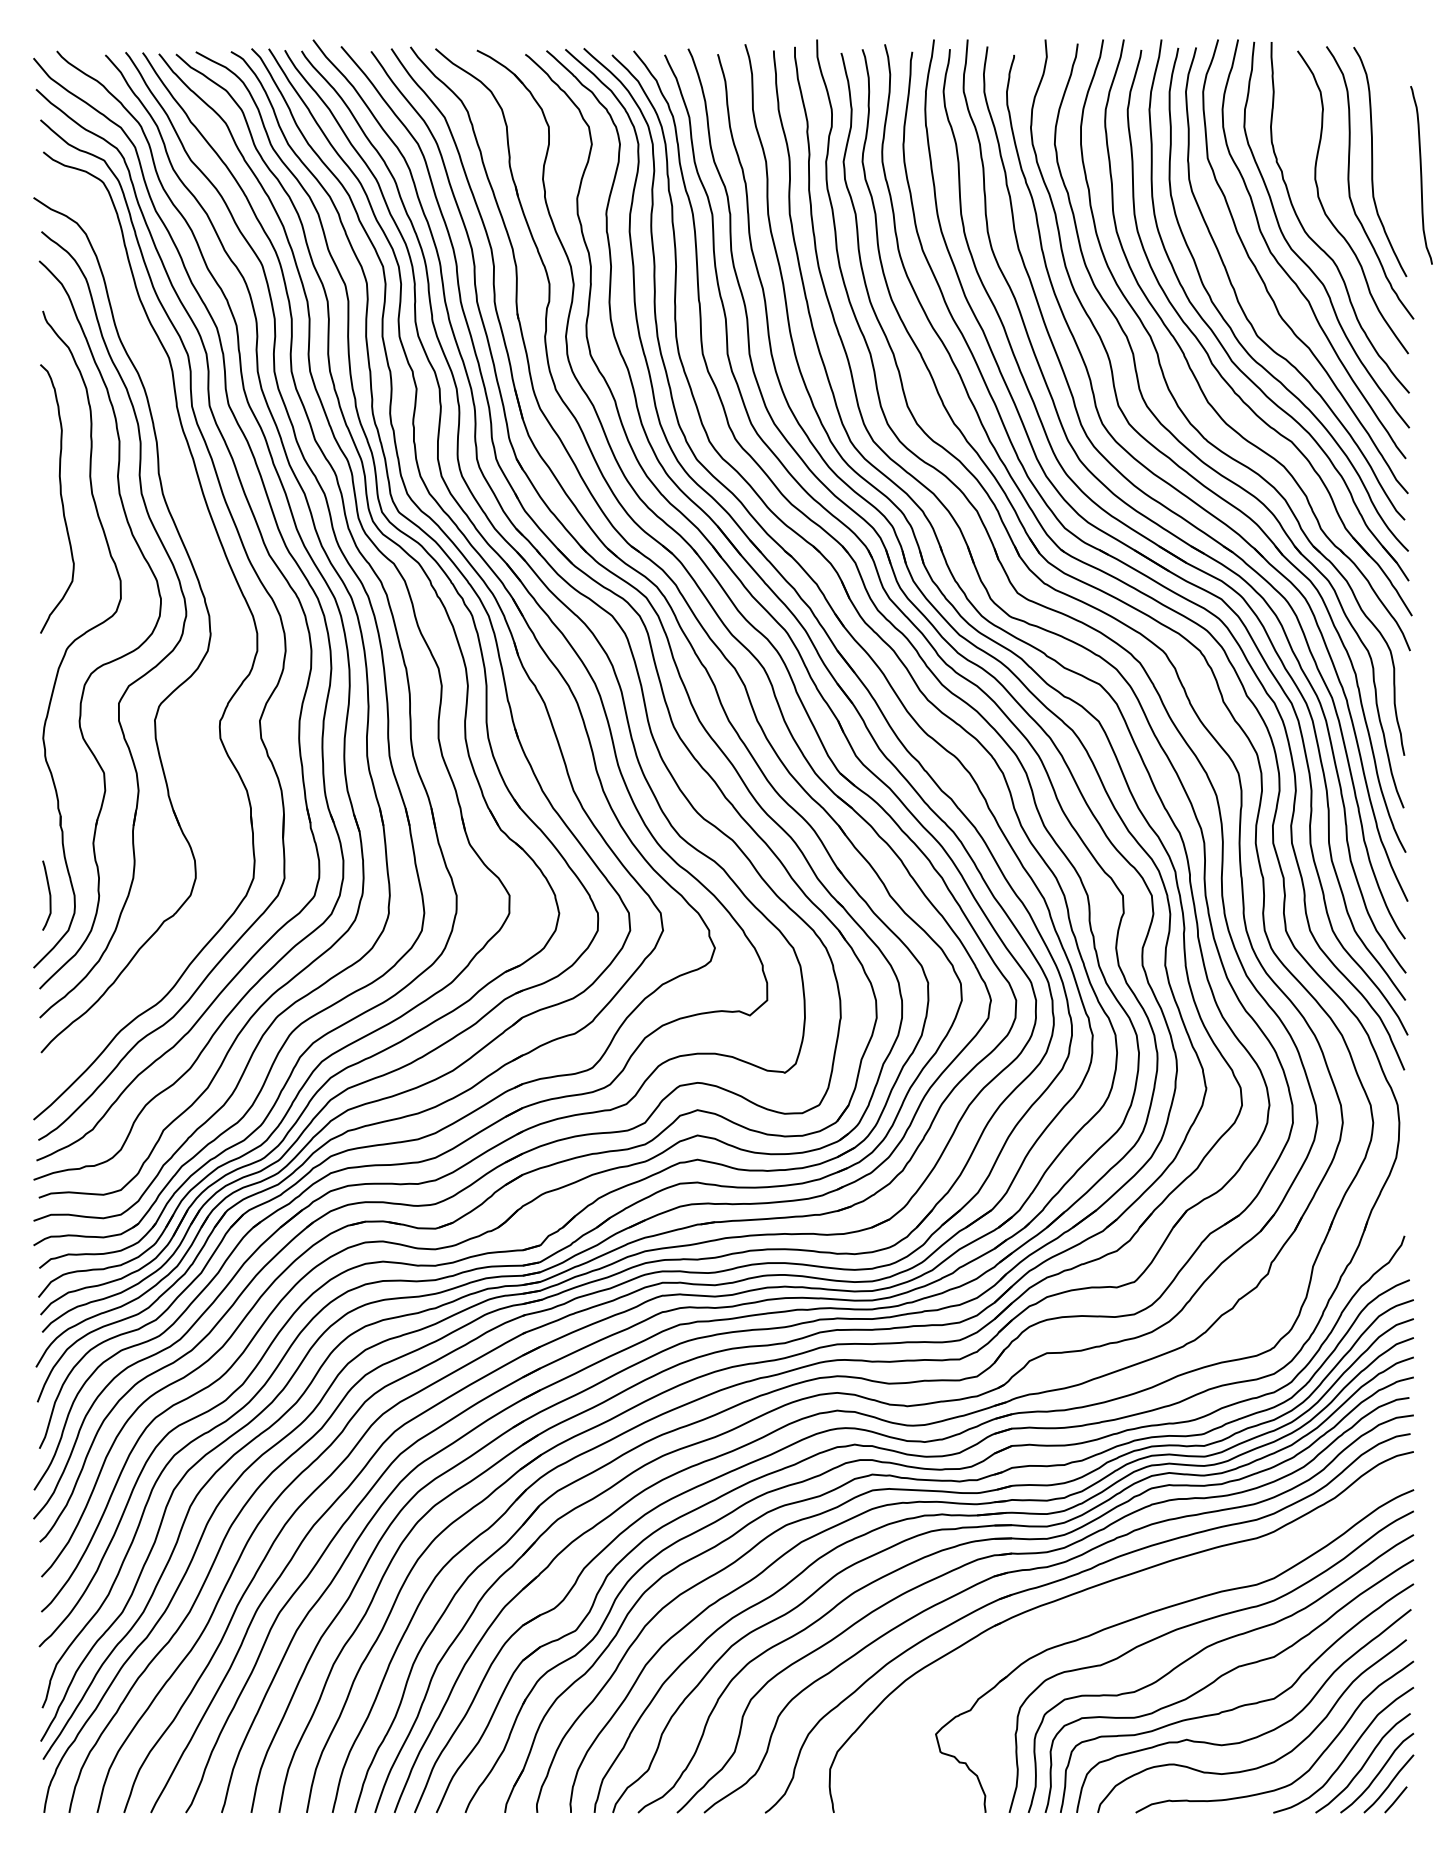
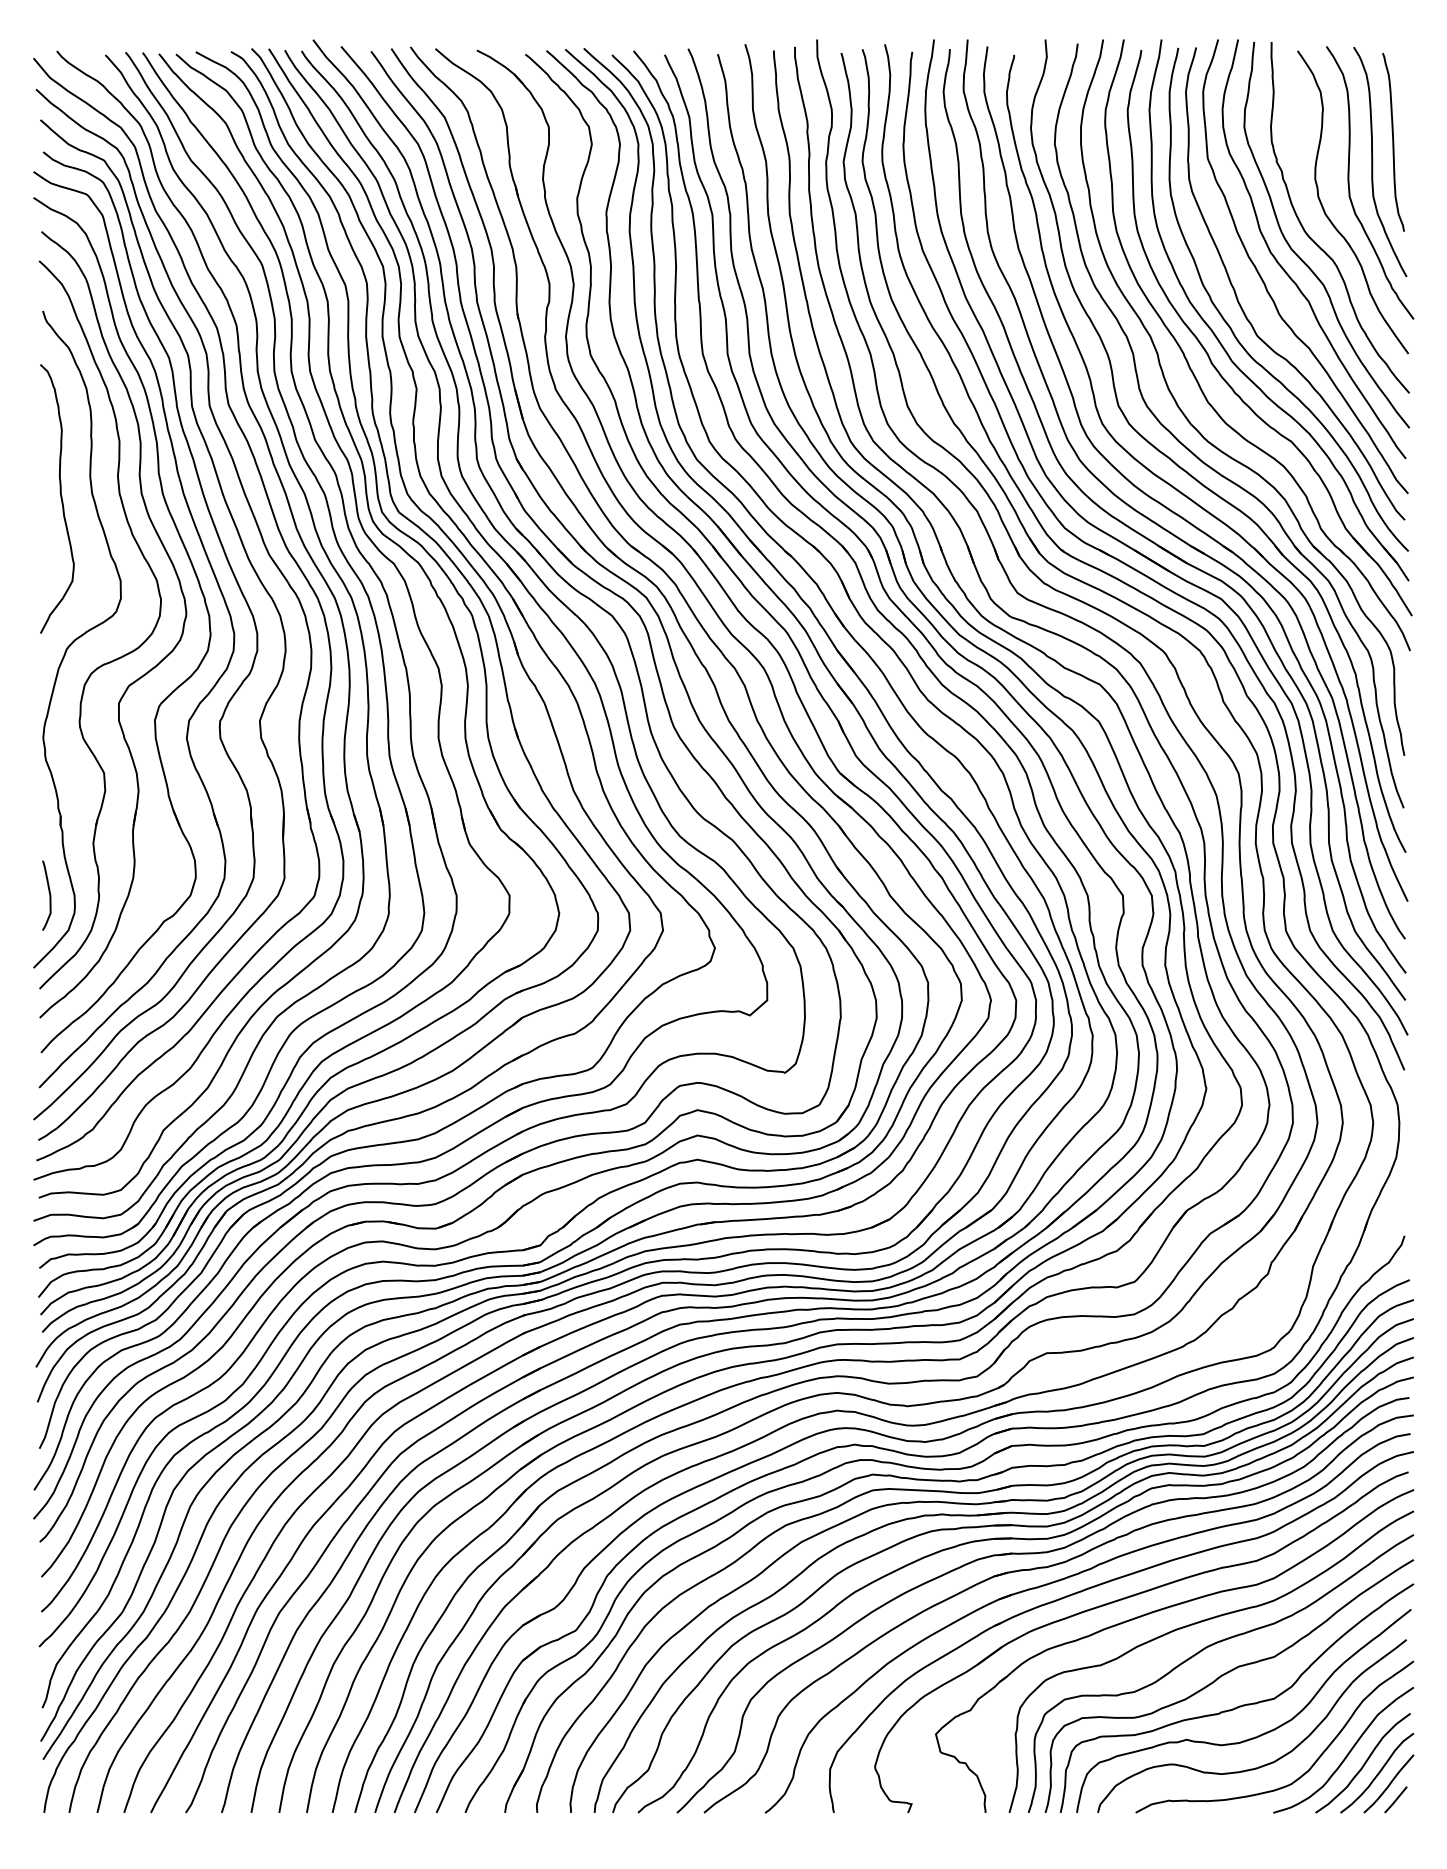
curve position: (1421, 175) -> (1393, 142) (1393, 142)
part: none -> present (220, 593)
part: none -> present (1127, 1598)
